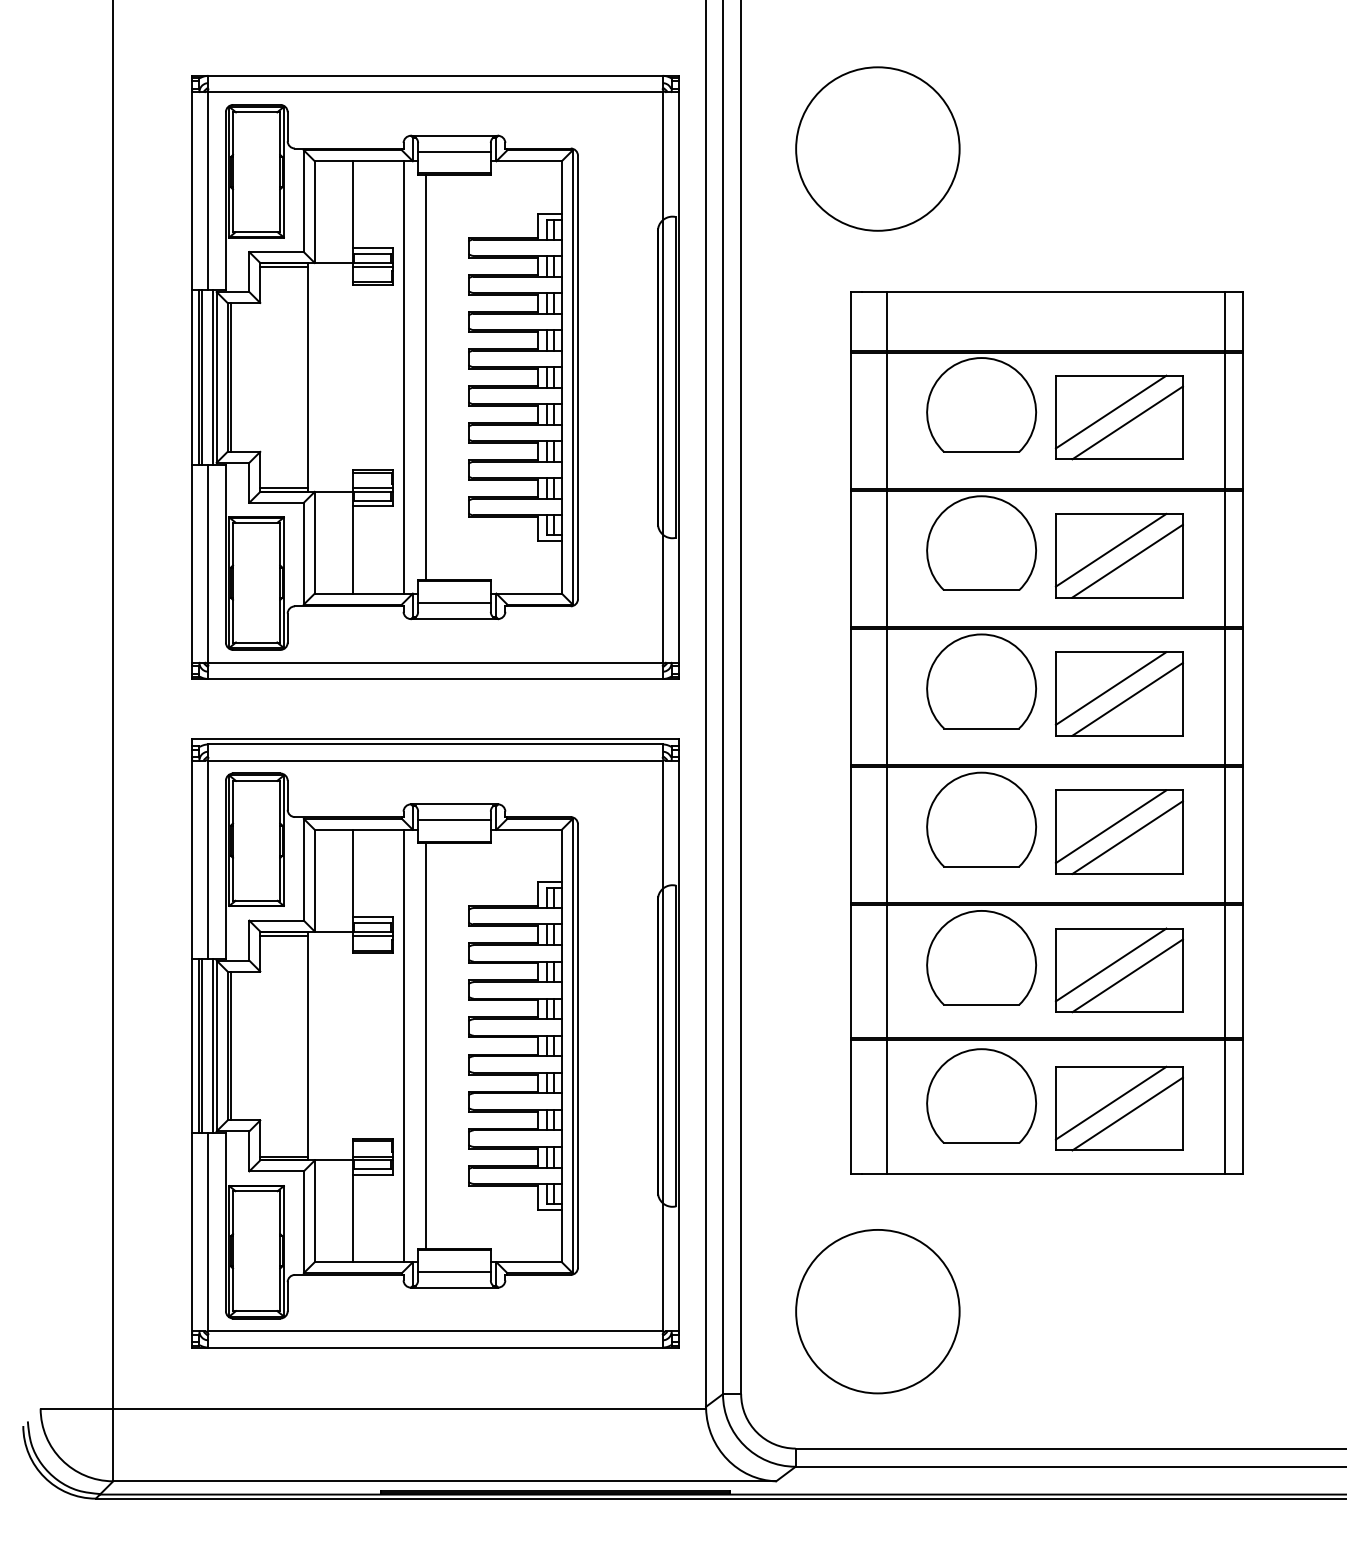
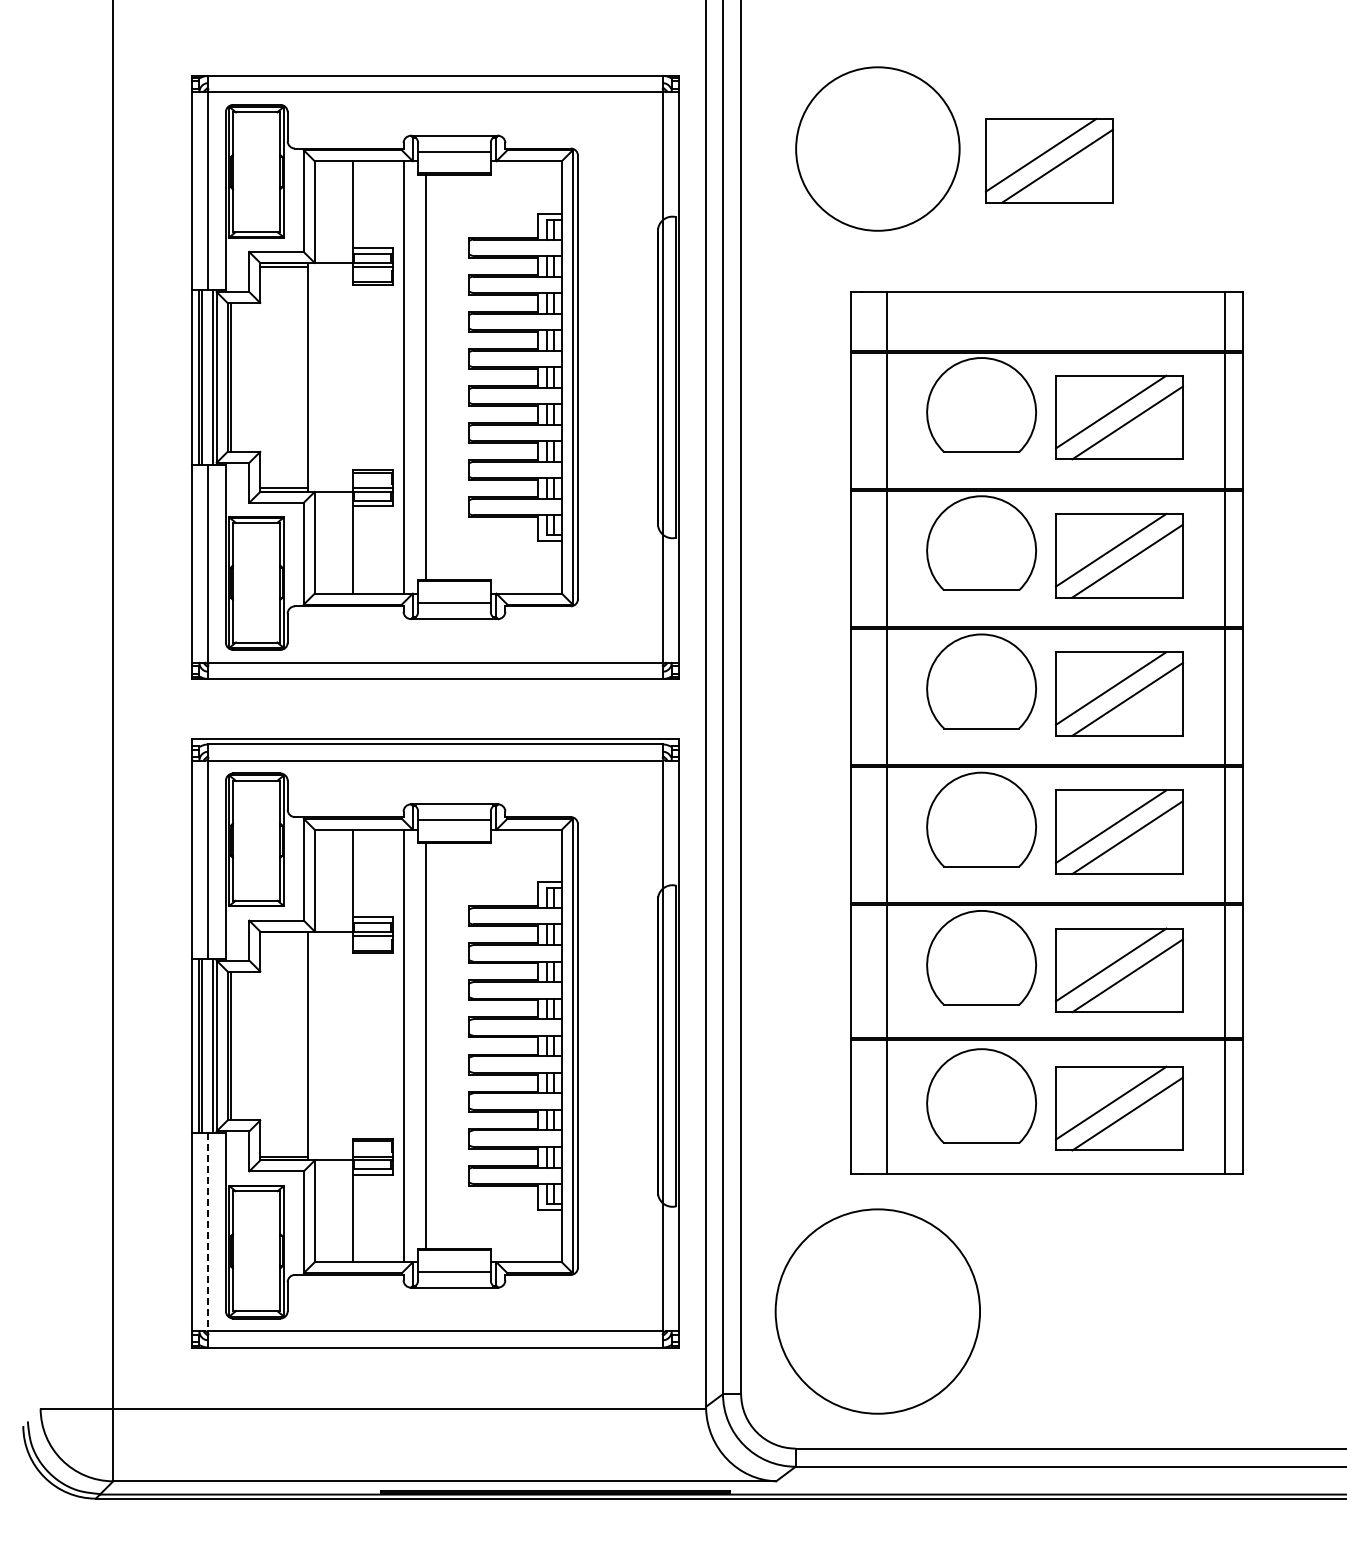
part: none -> present (1048, 160)
line: present -> none (283, 935)
line: solid -> dashed (208, 1232)
circle size: 166x166 px -> 207x207 px (877, 1311)
